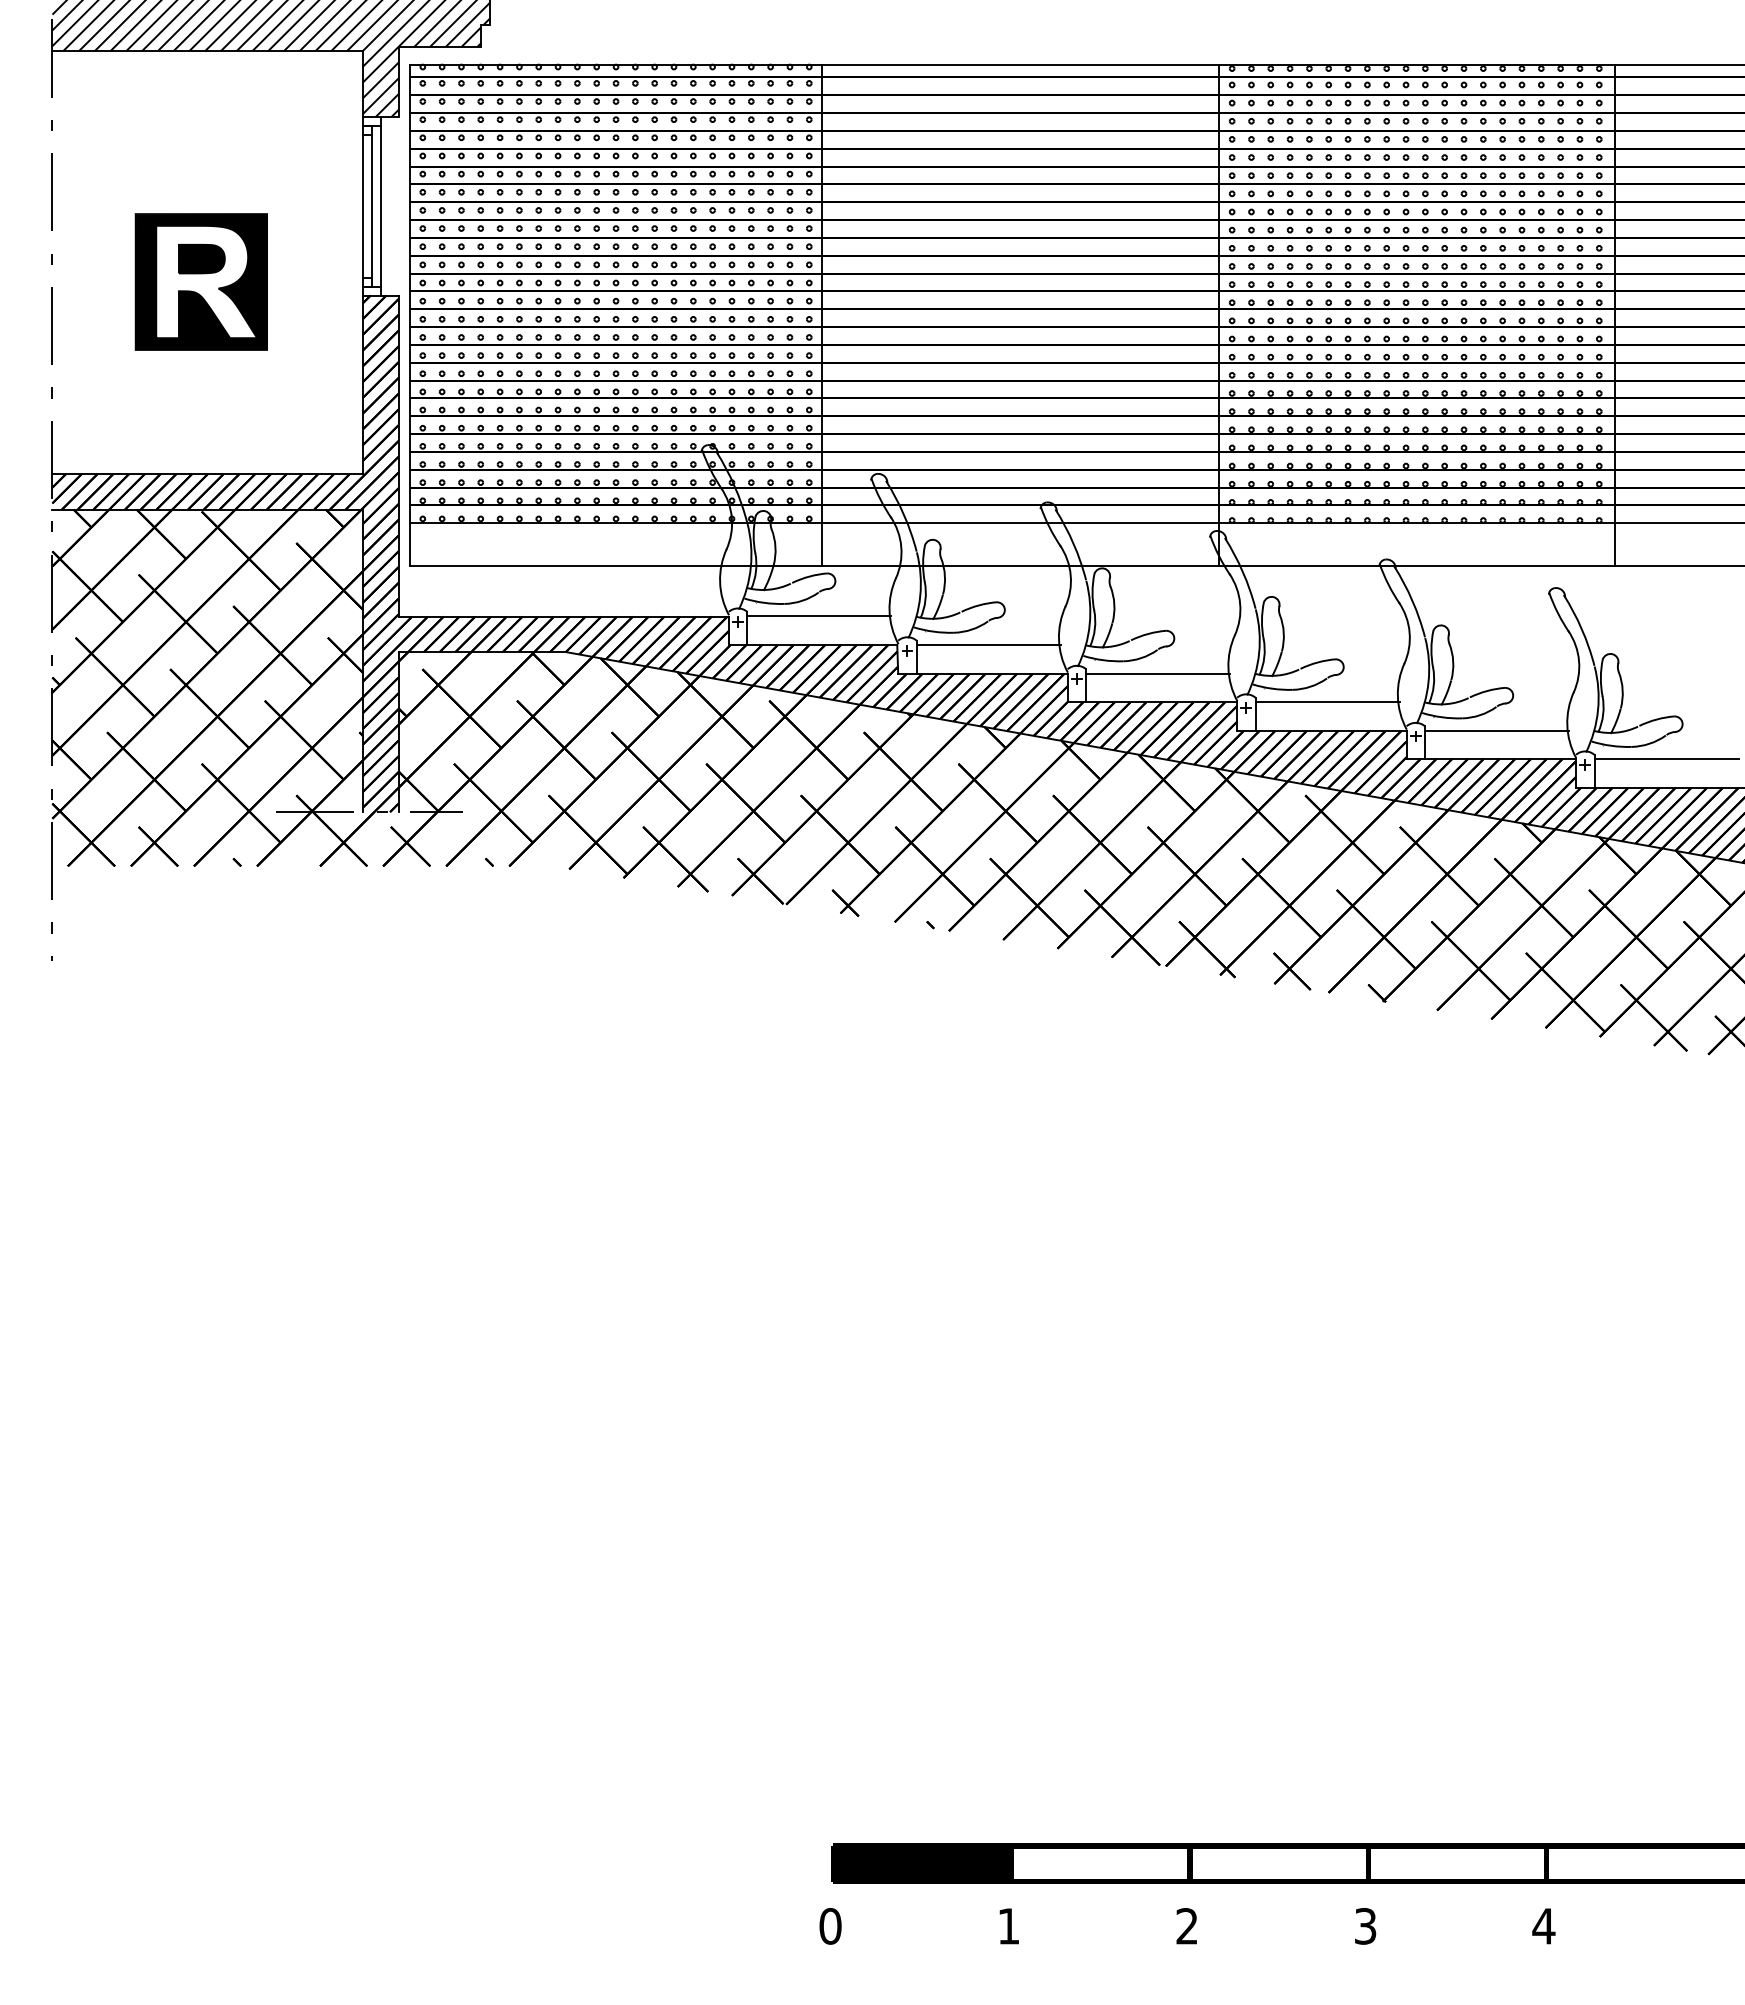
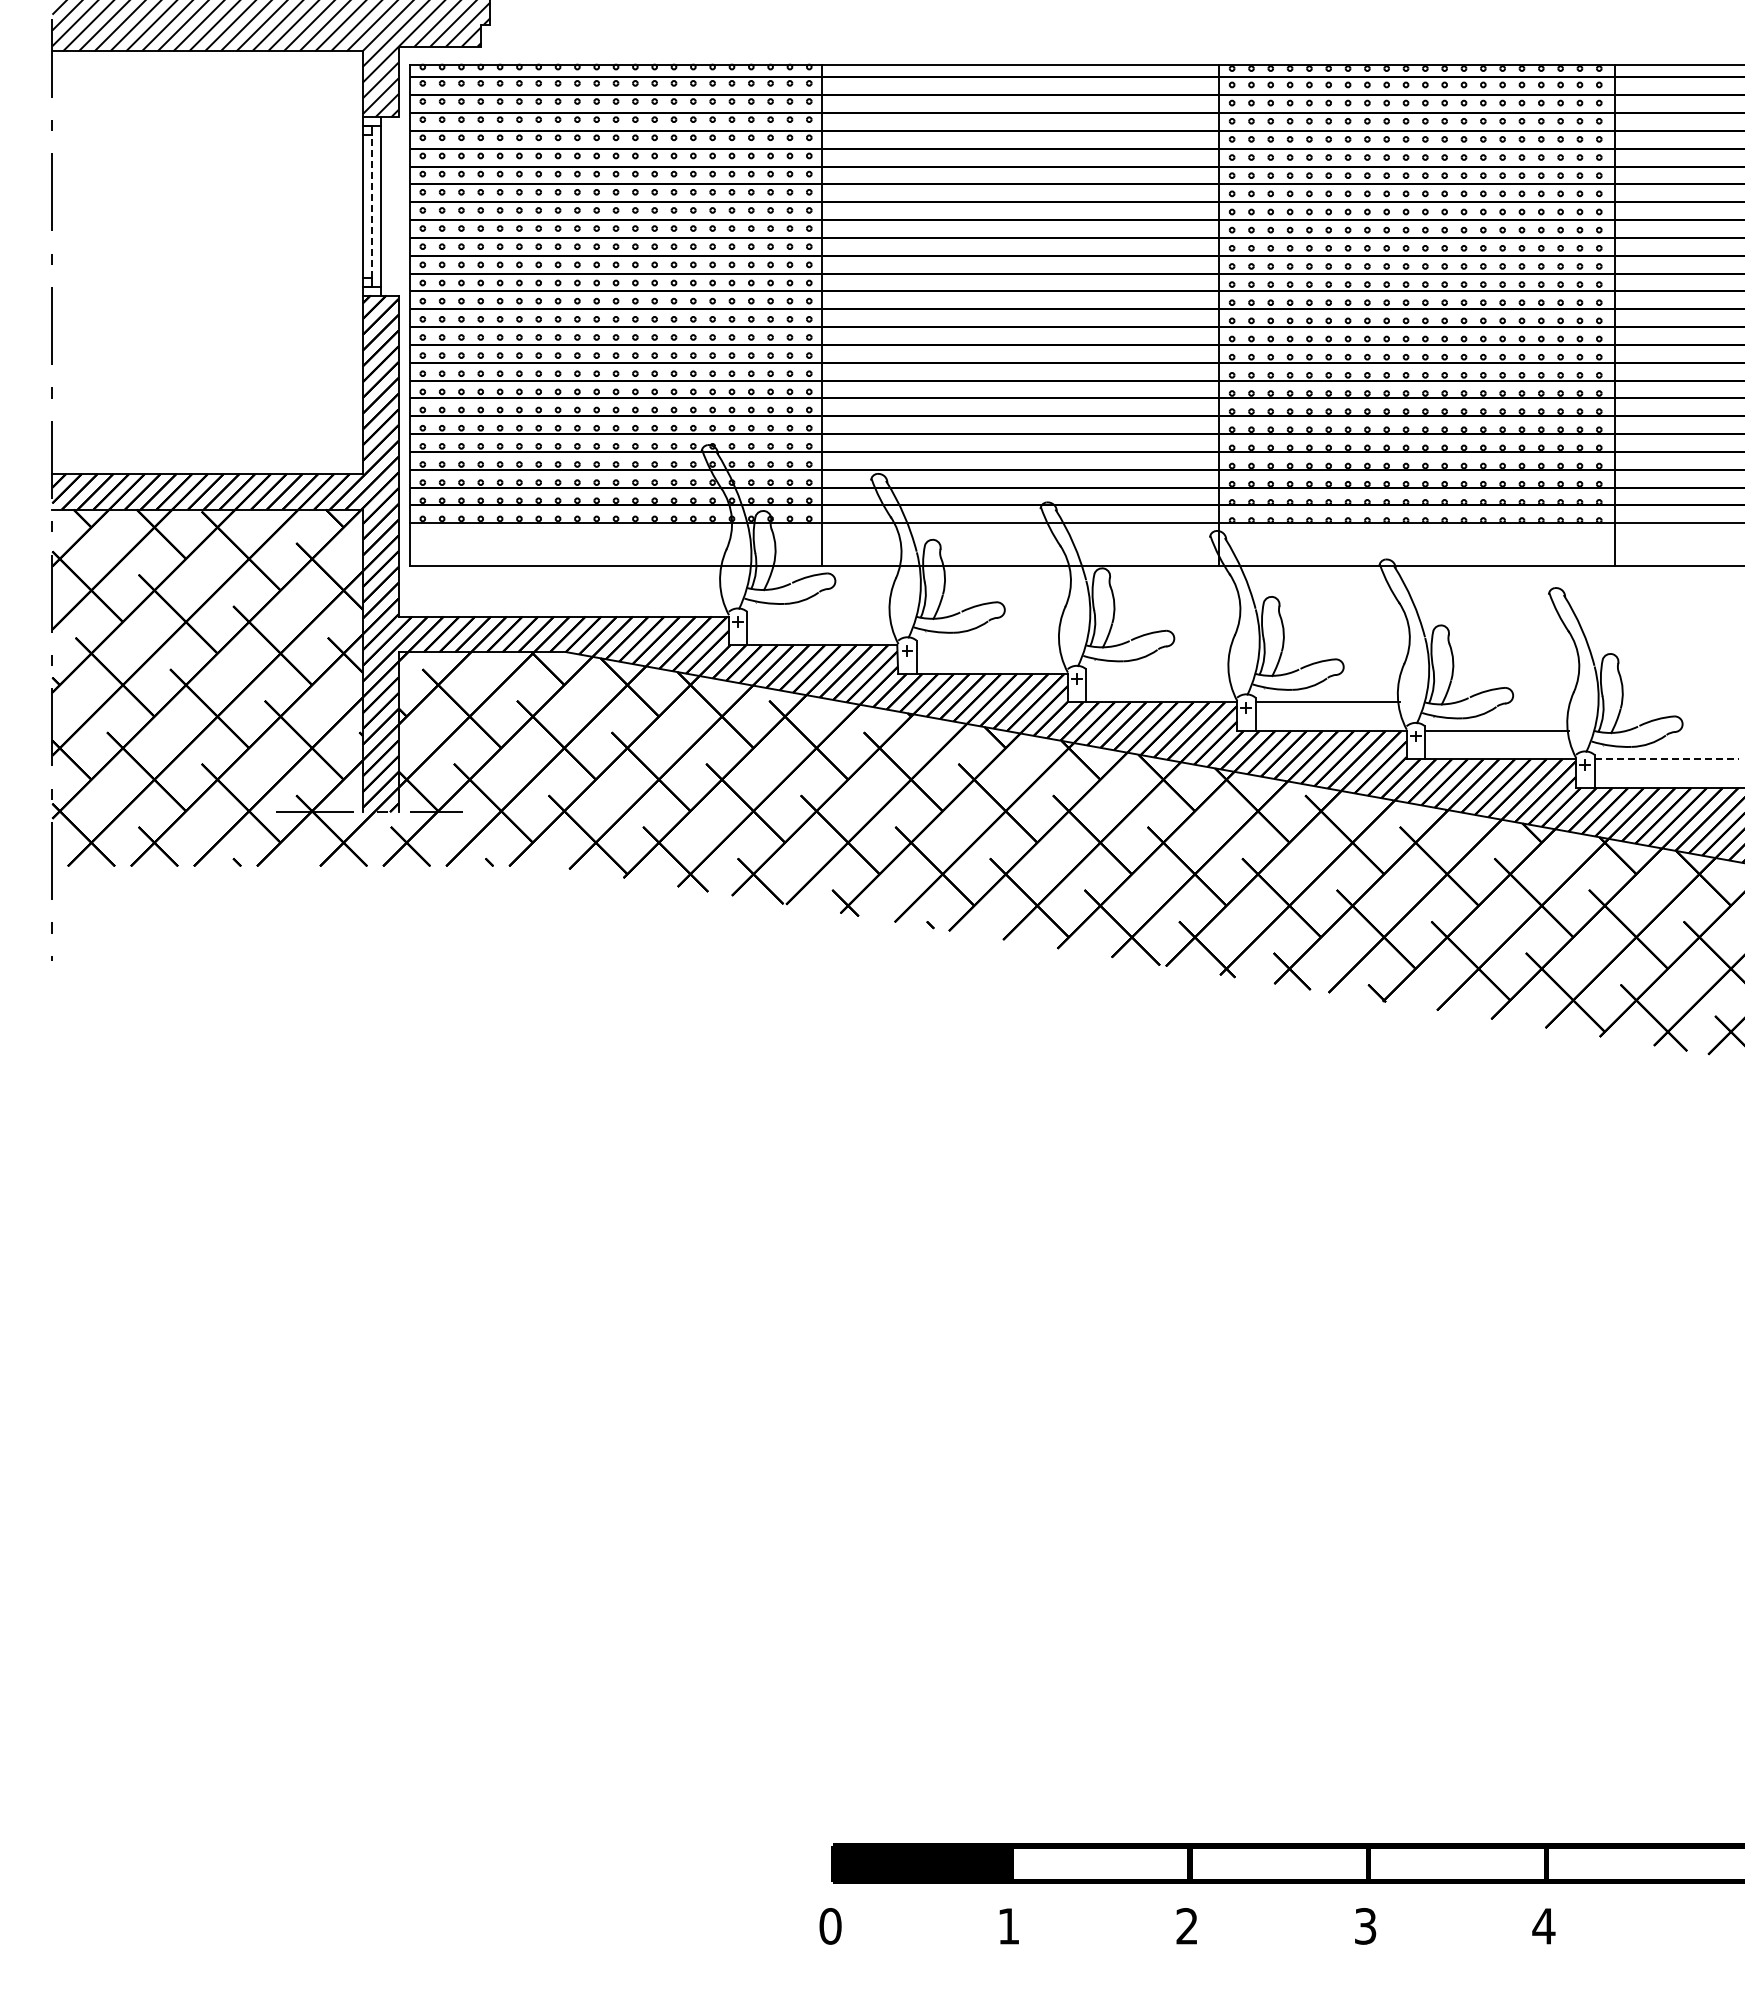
line: solid -> dashed (371, 205)
part: present -> none (200, 281)
line: present -> none (819, 616)
line: present -> none (988, 645)
line: present -> none (1158, 673)
line: solid -> dashed (1666, 759)
